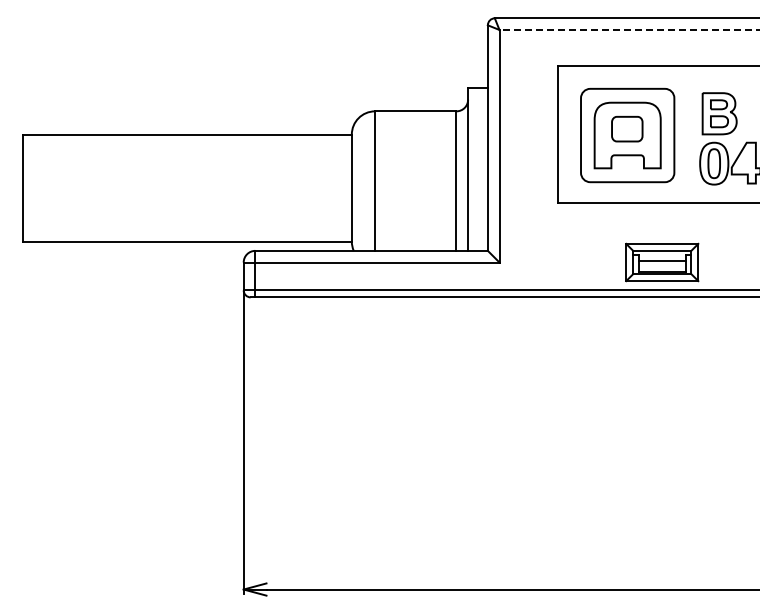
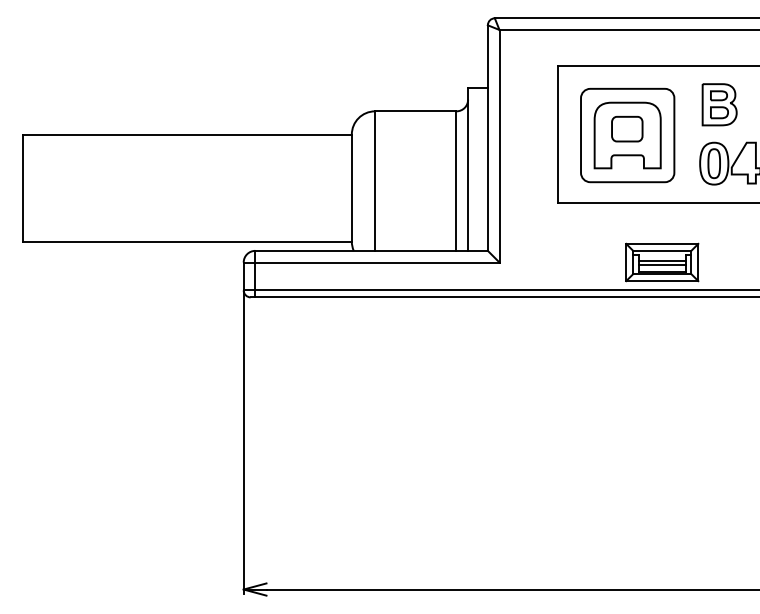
line: dashed -> solid (629, 29)
part position: (719, 113) -> (719, 104) (719, 104)
line: none -> present (662, 264)
